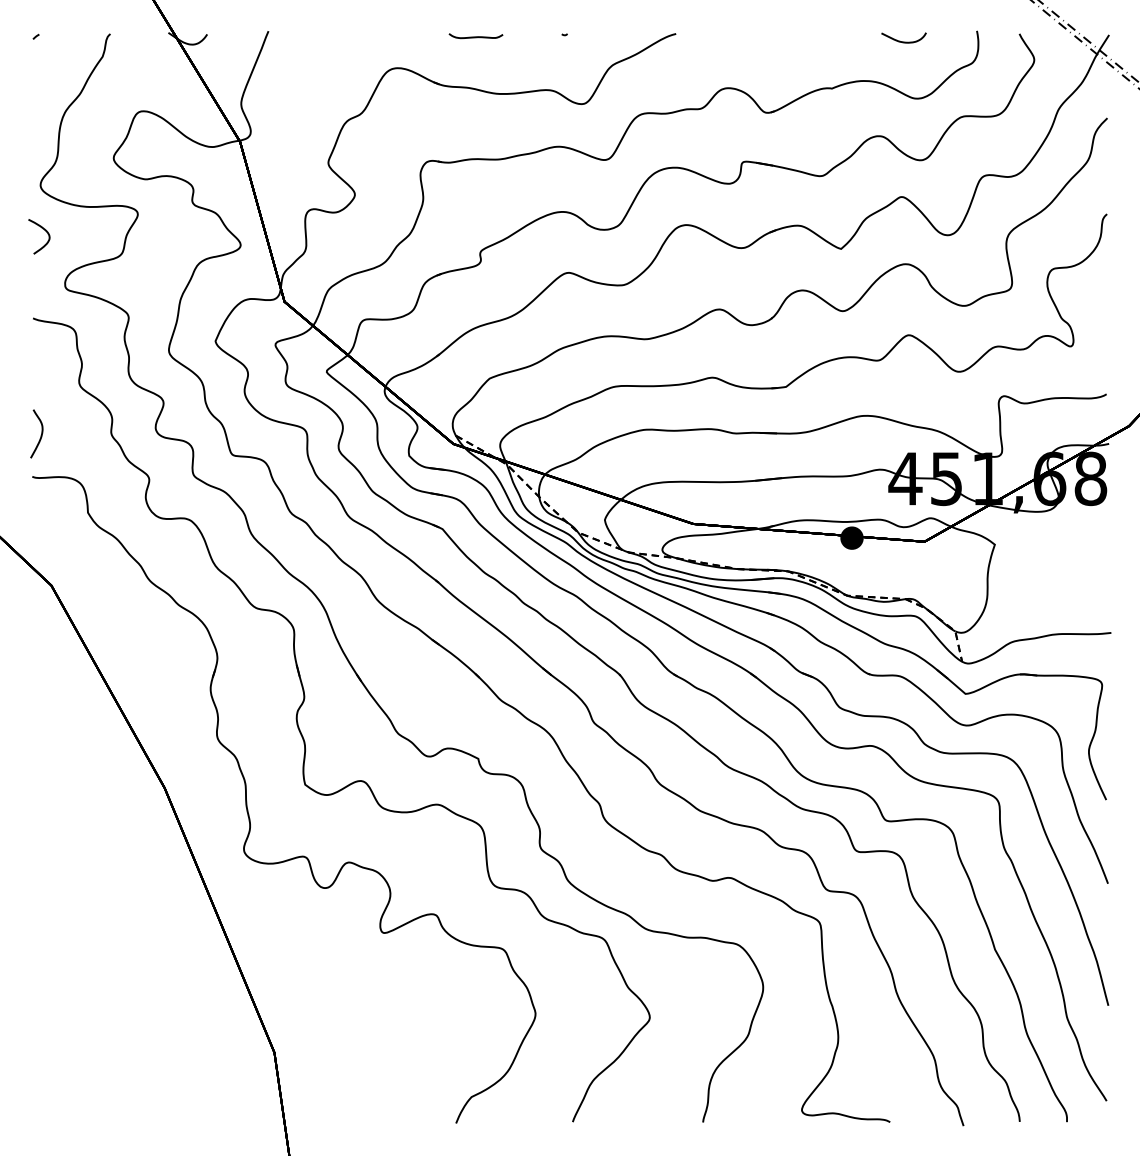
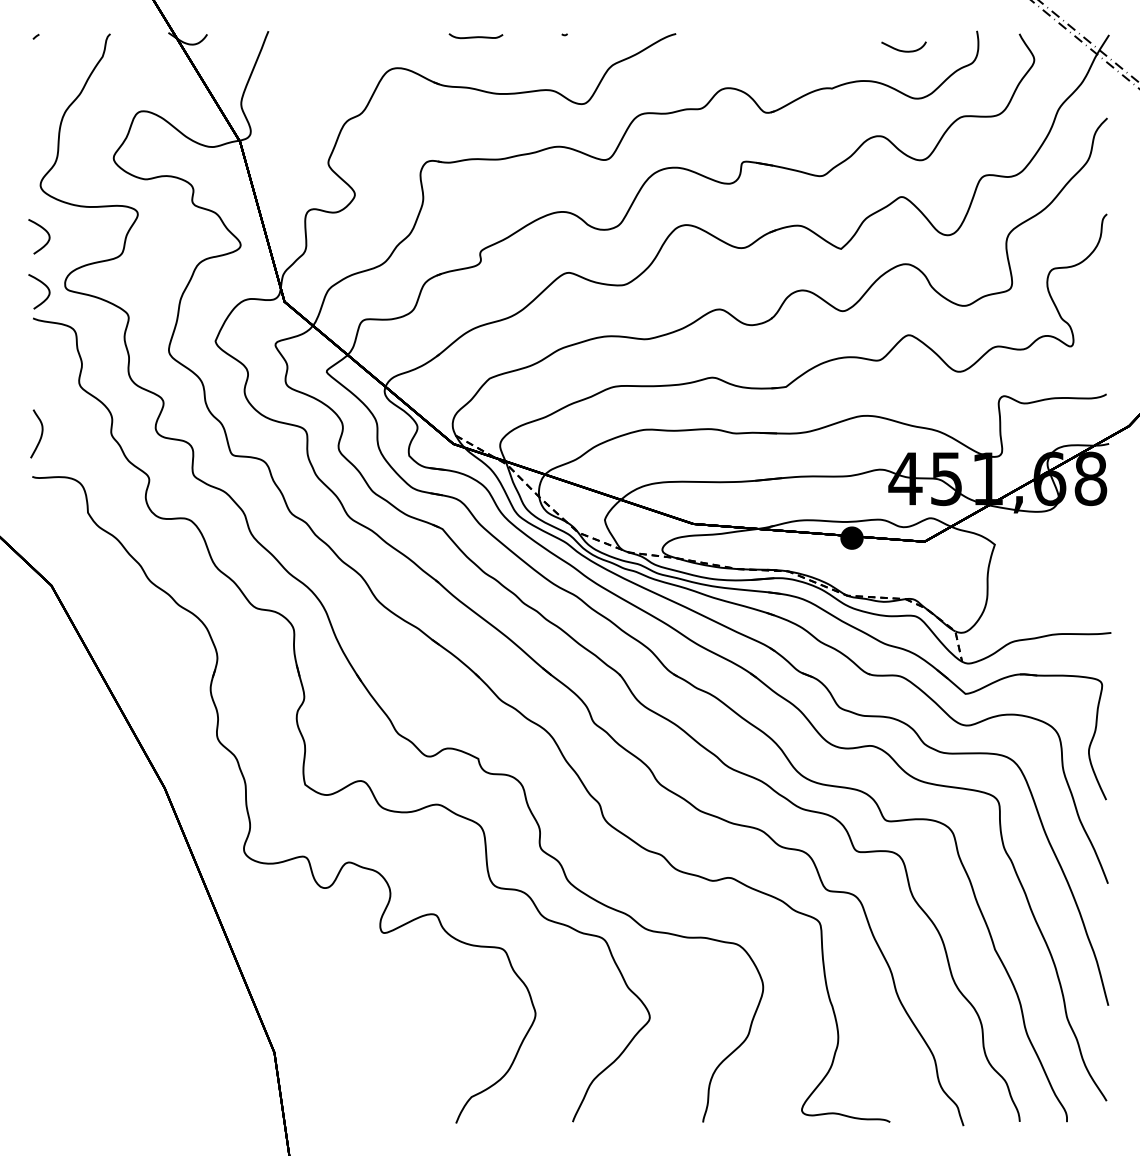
curve position: (903, 41) -> (903, 50) (903, 50)
curve: none -> present (44, 285)
